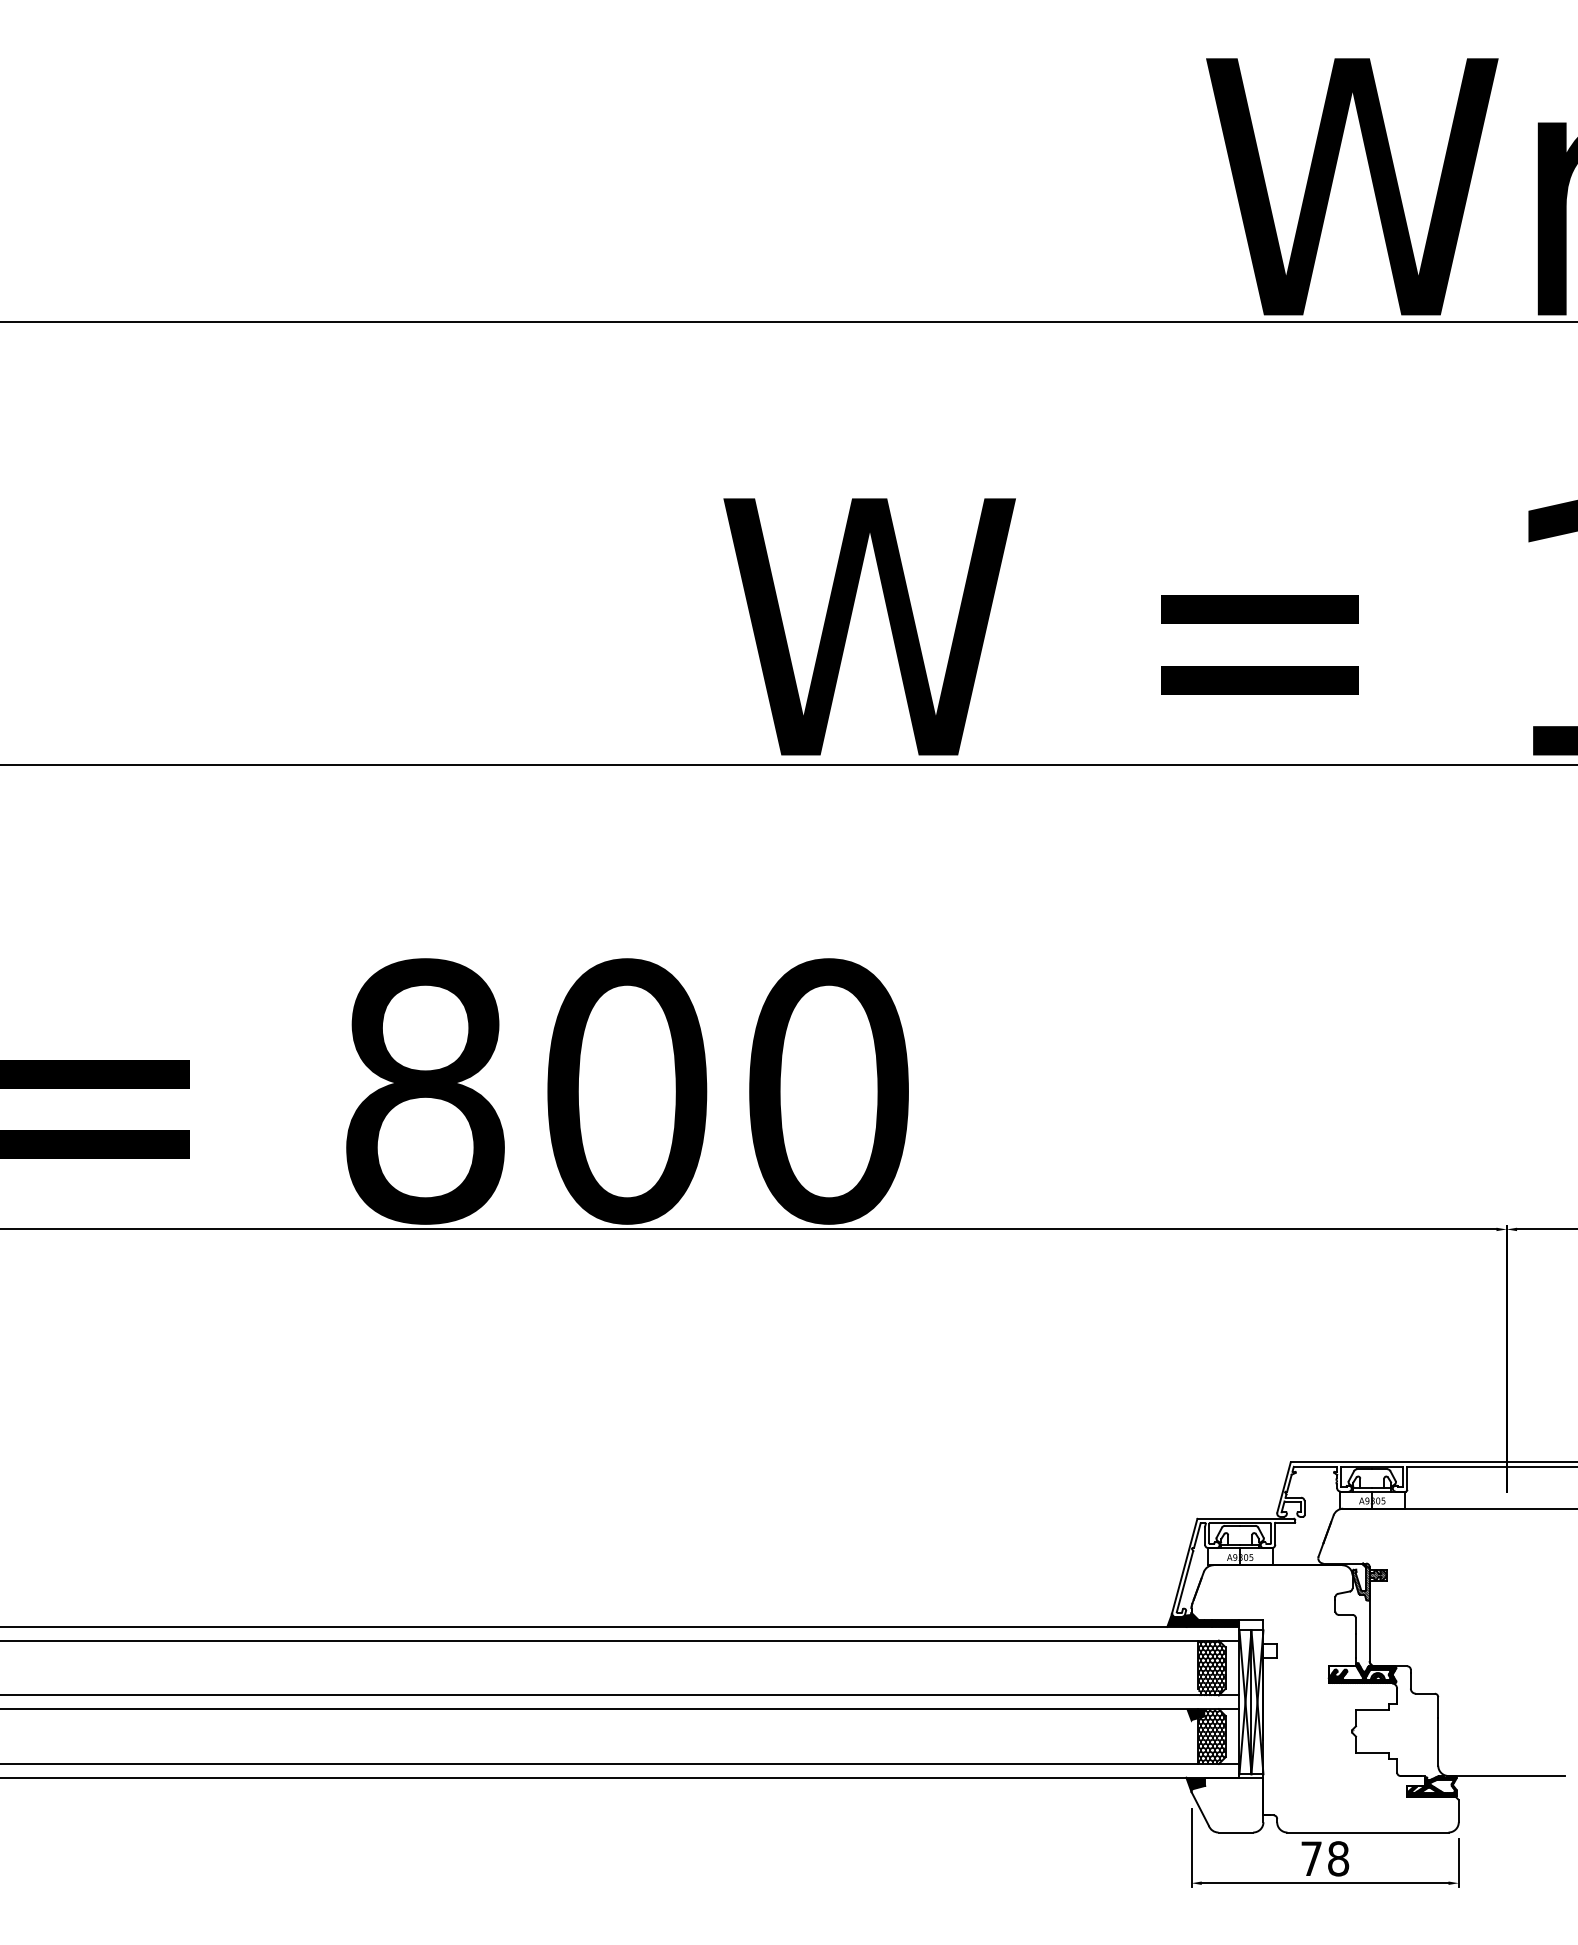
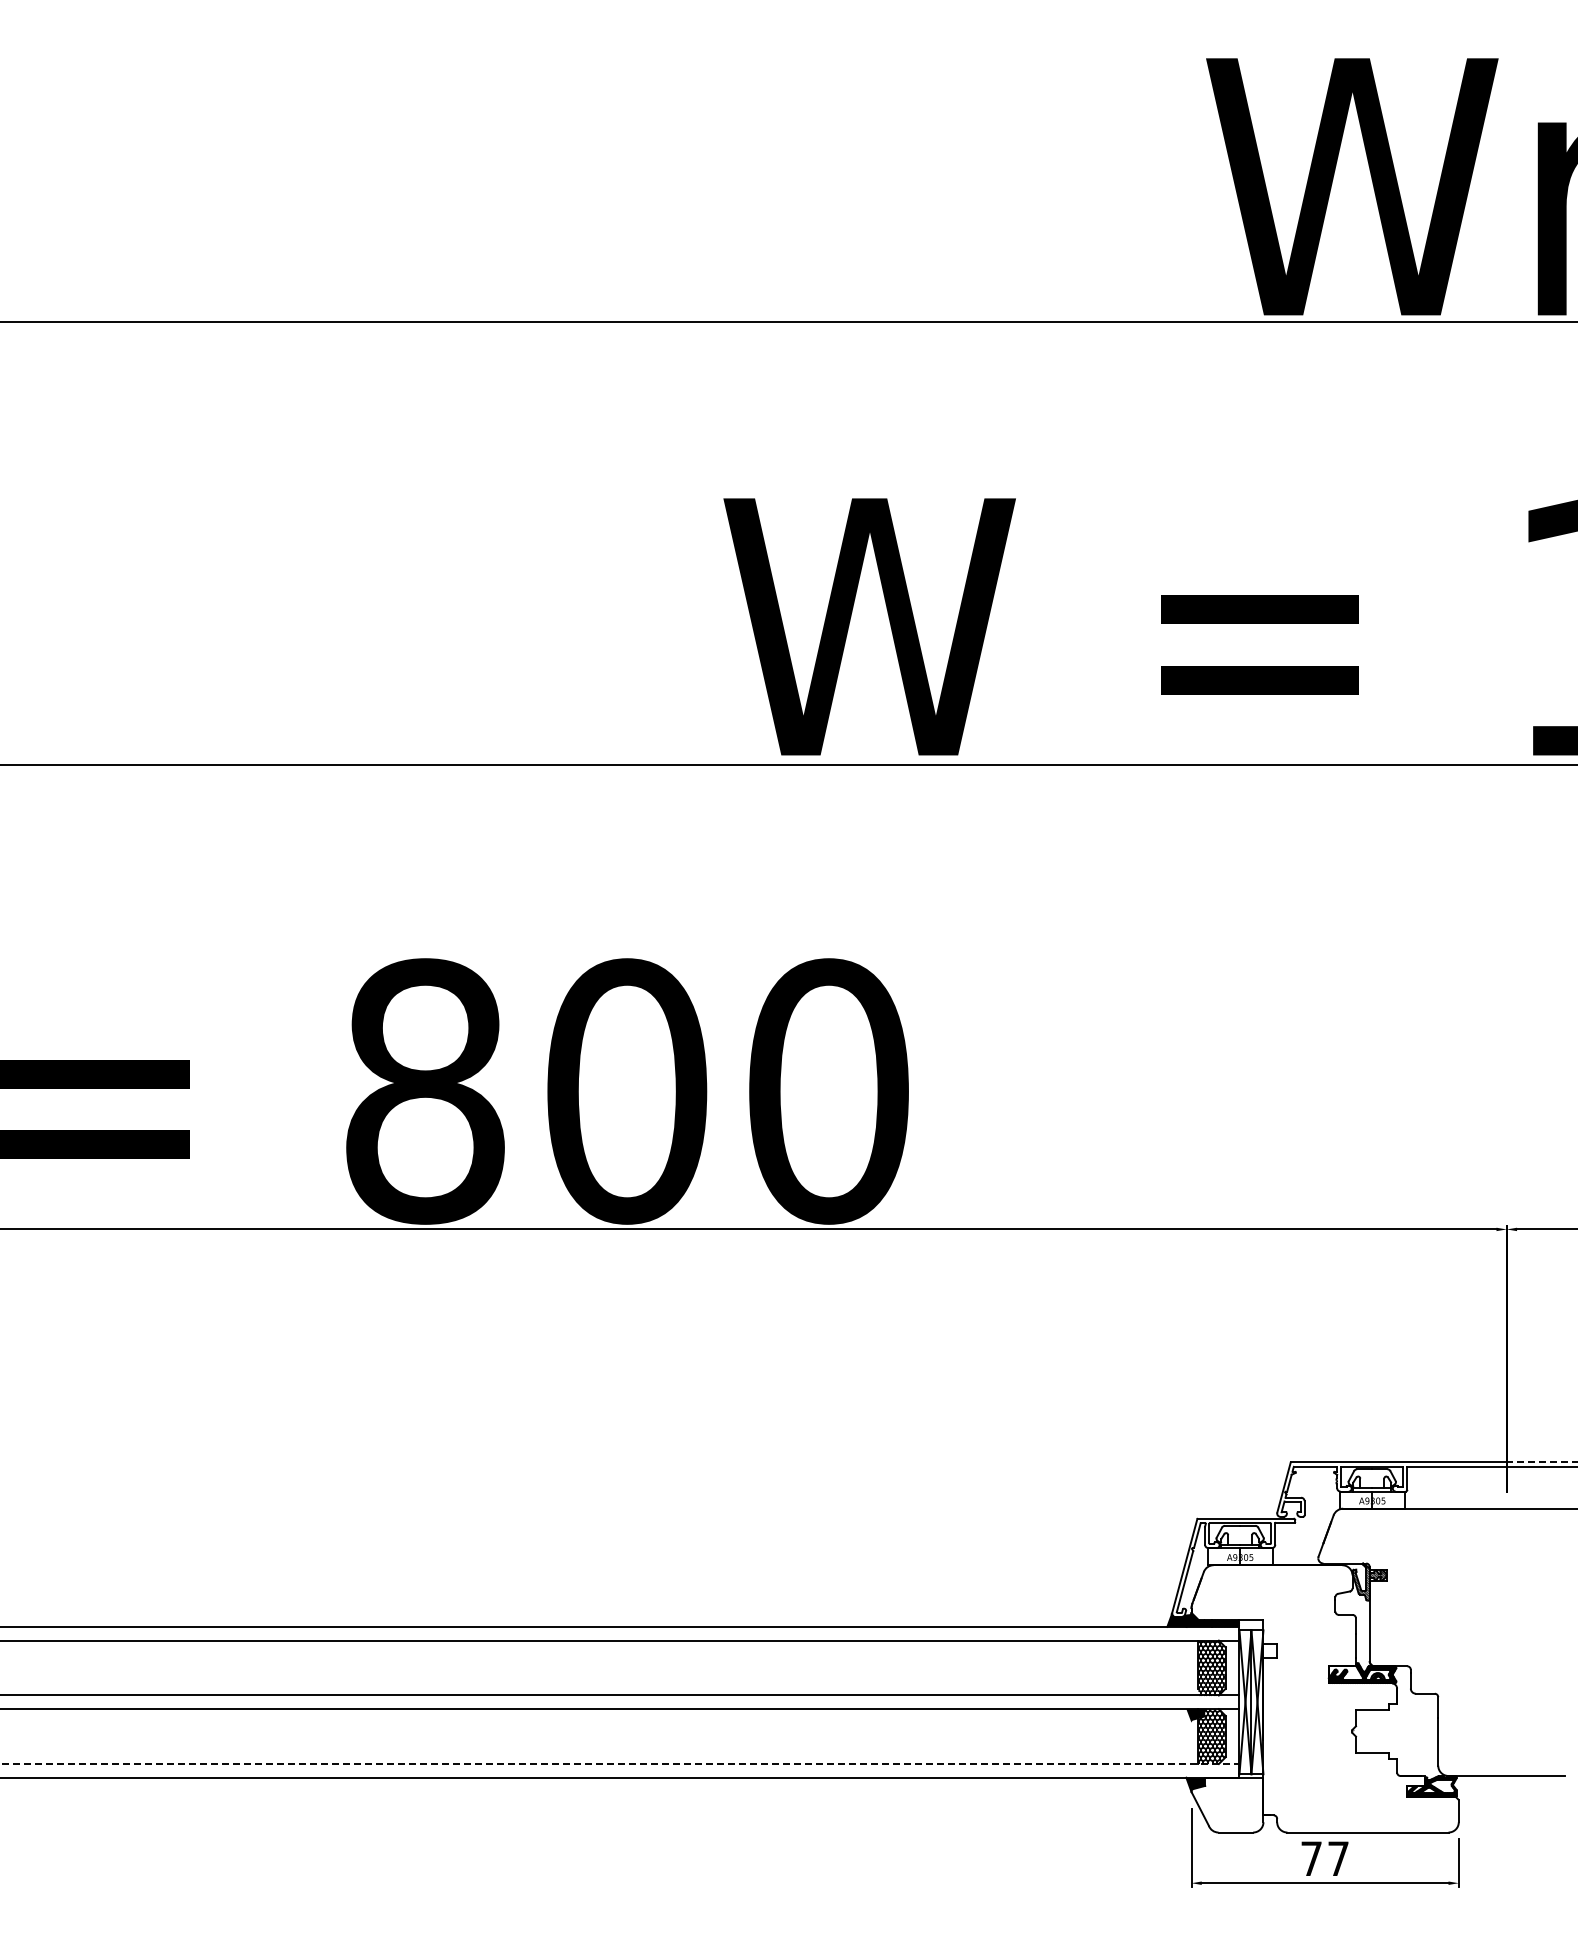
line: solid -> dashed (1541, 1462)
line: solid -> dashed (620, 1764)
text: 78 -> 77 (1338, 1858)
